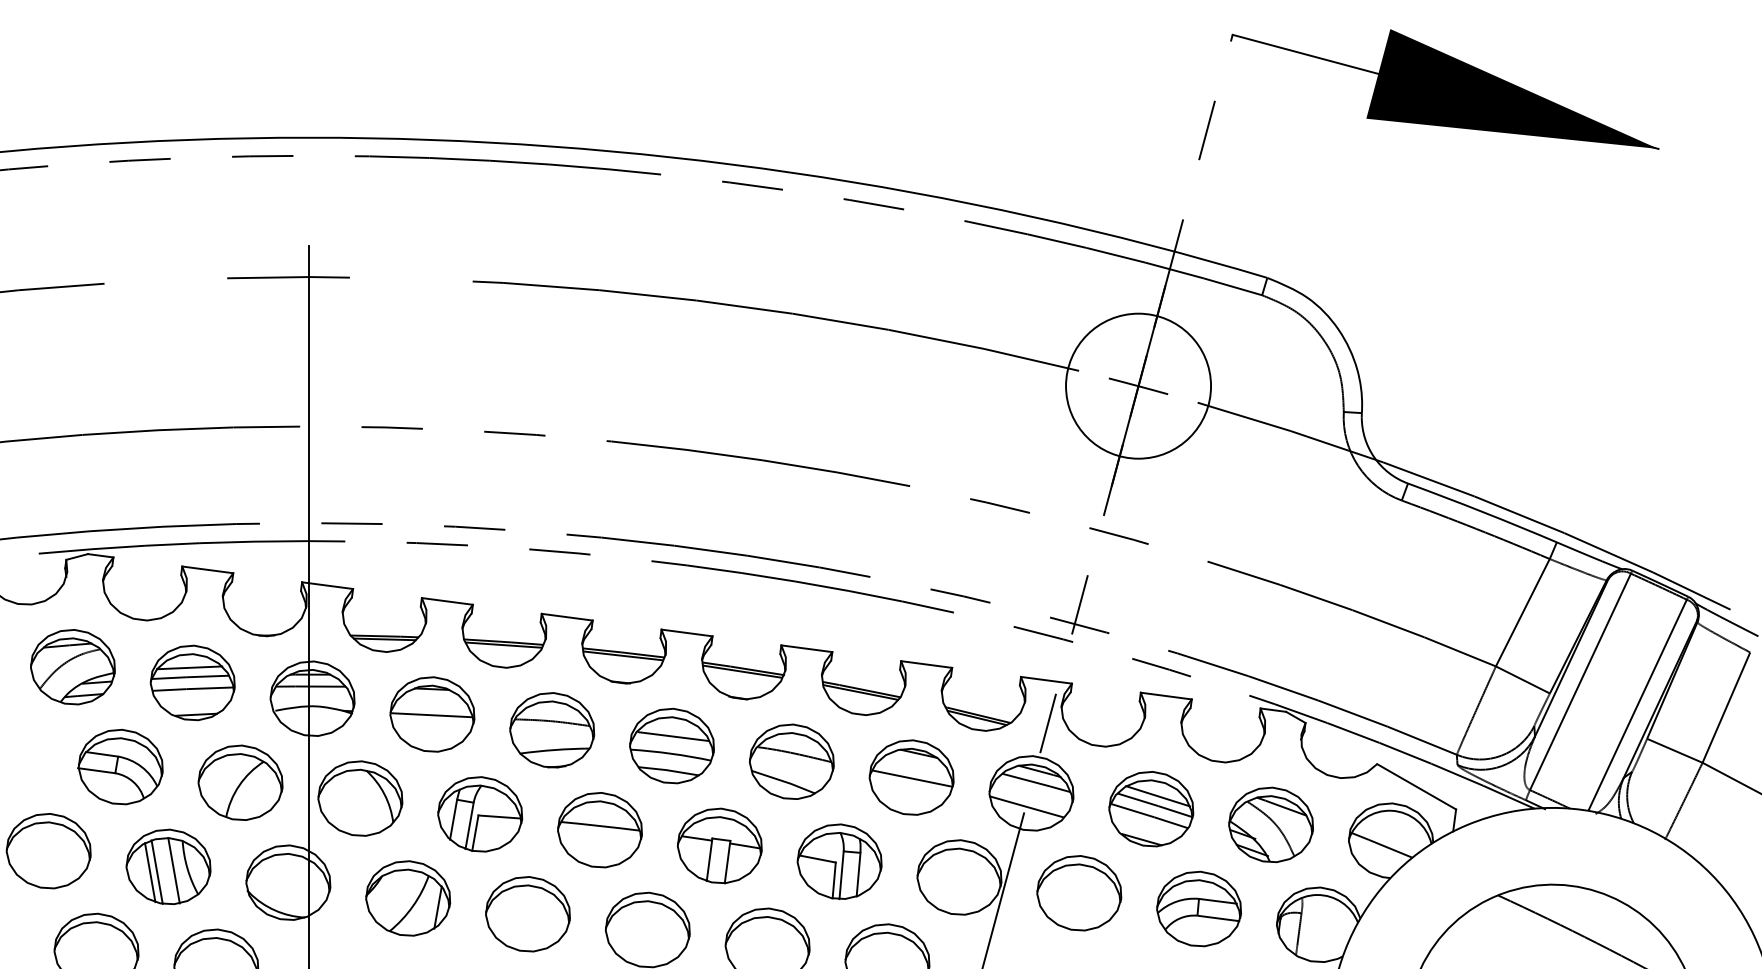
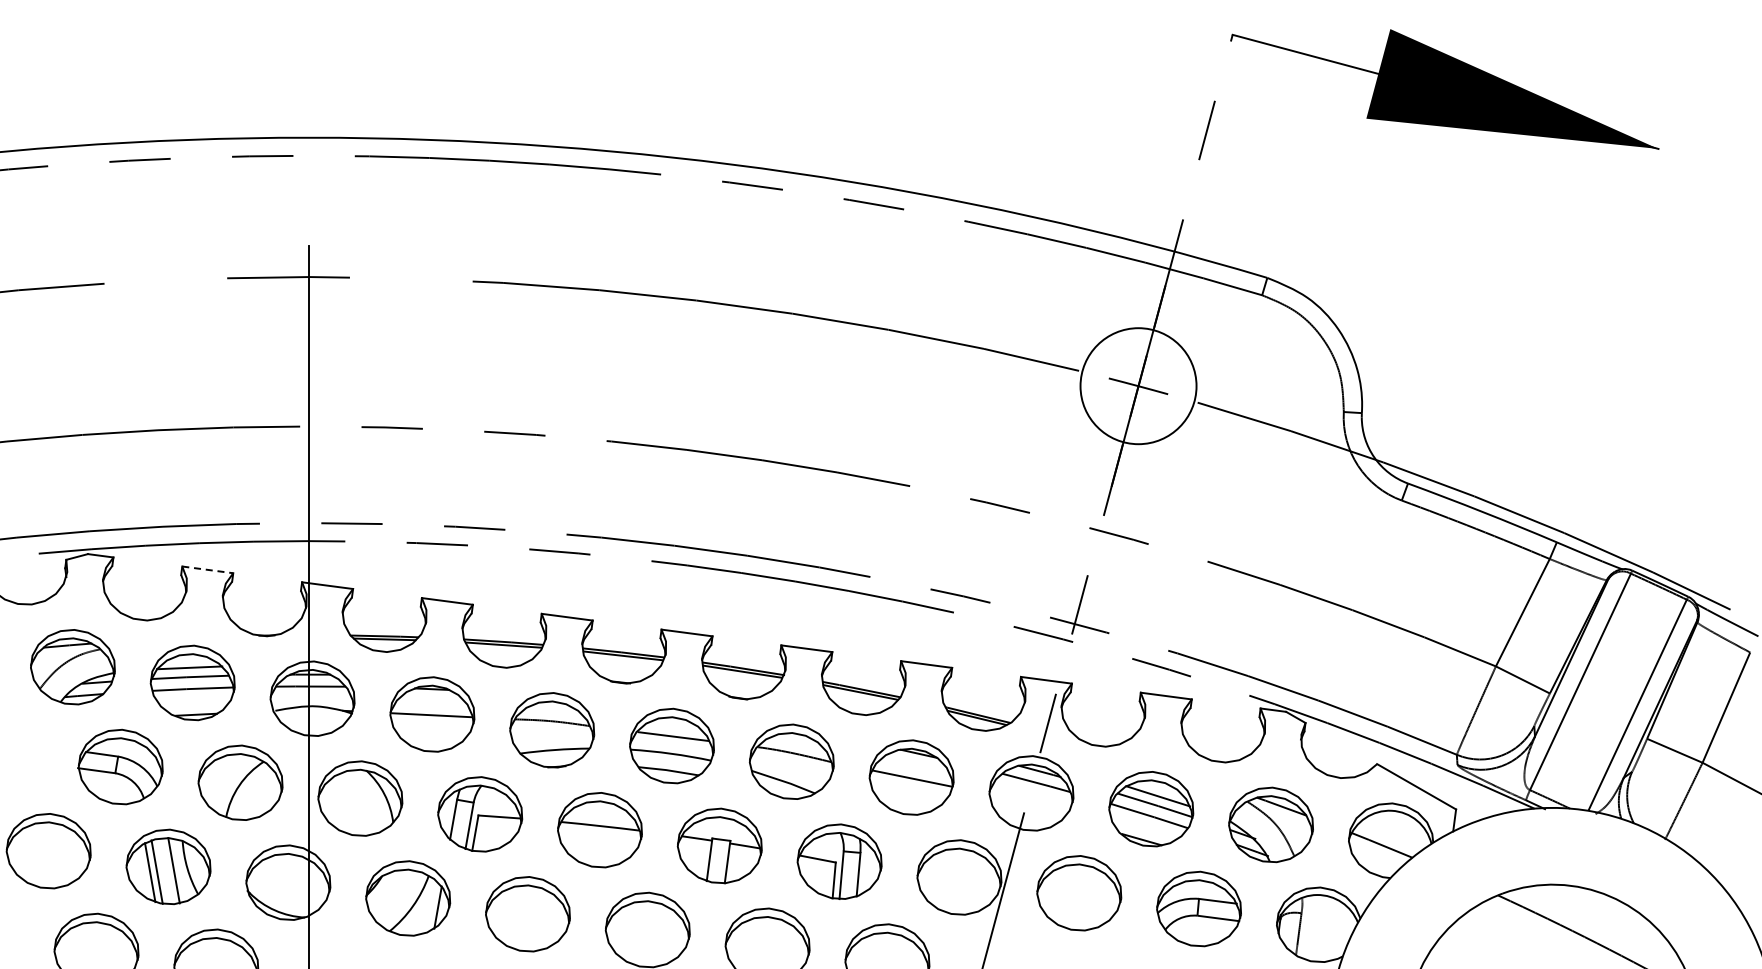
circle diameter: 145 px -> 116 px (1138, 386)
line: solid -> dashed (207, 569)
line: present -> none (1026, 806)
